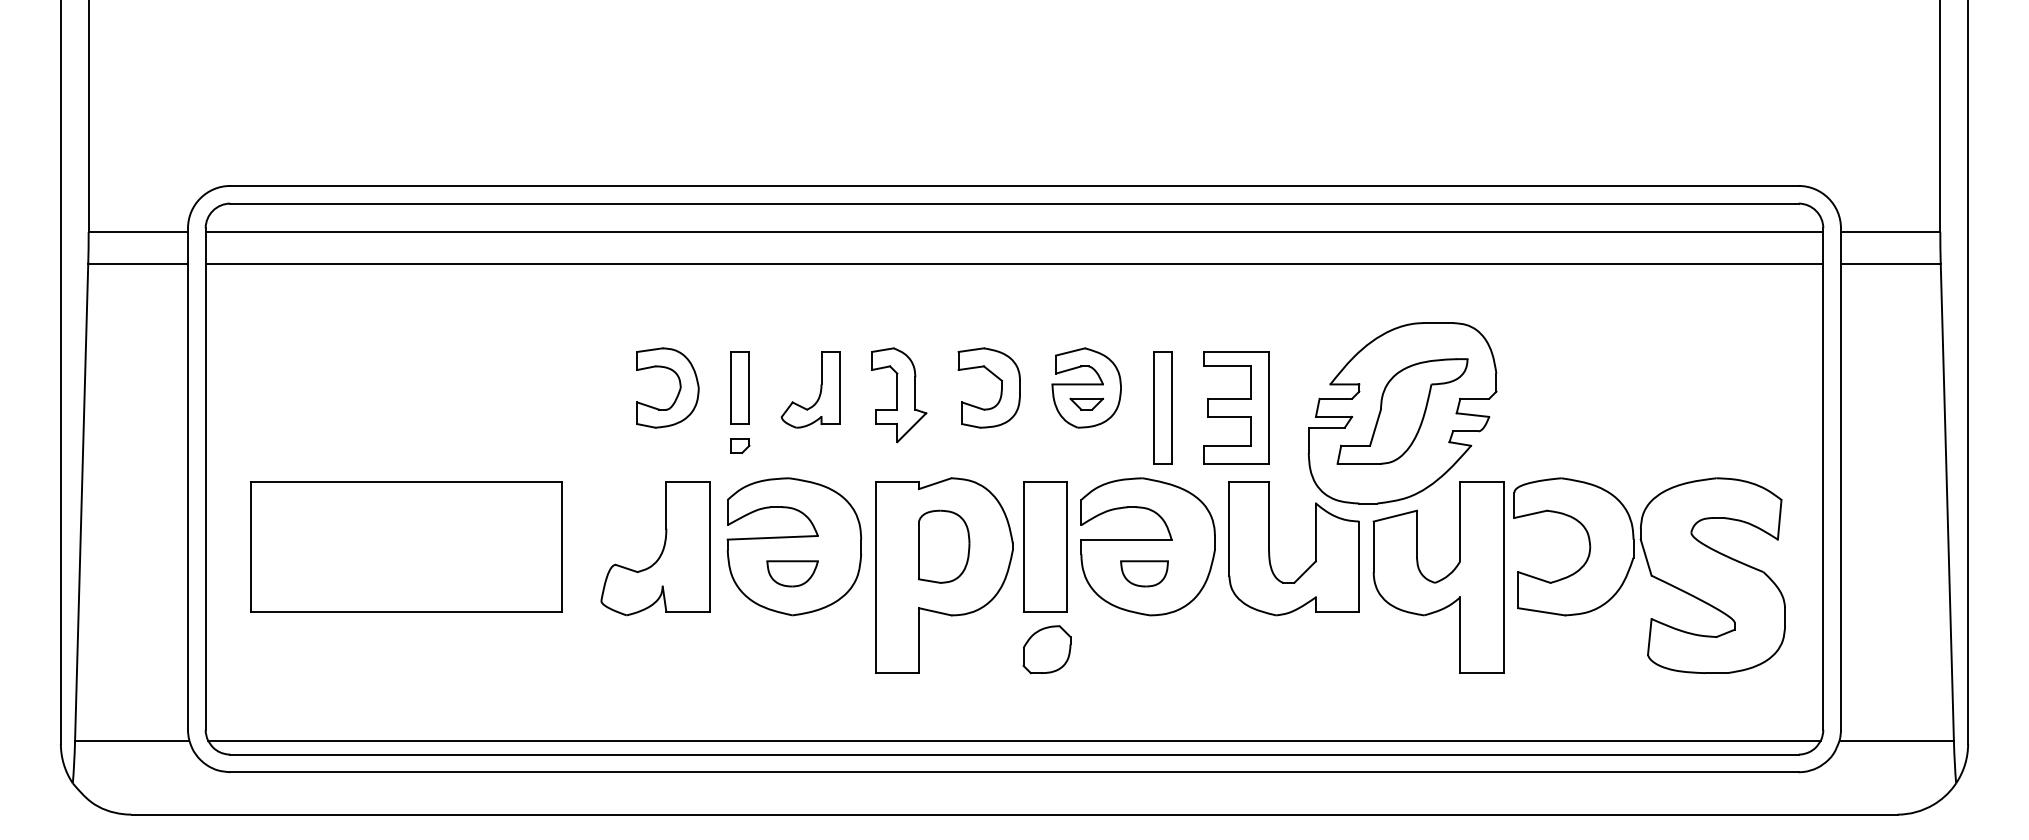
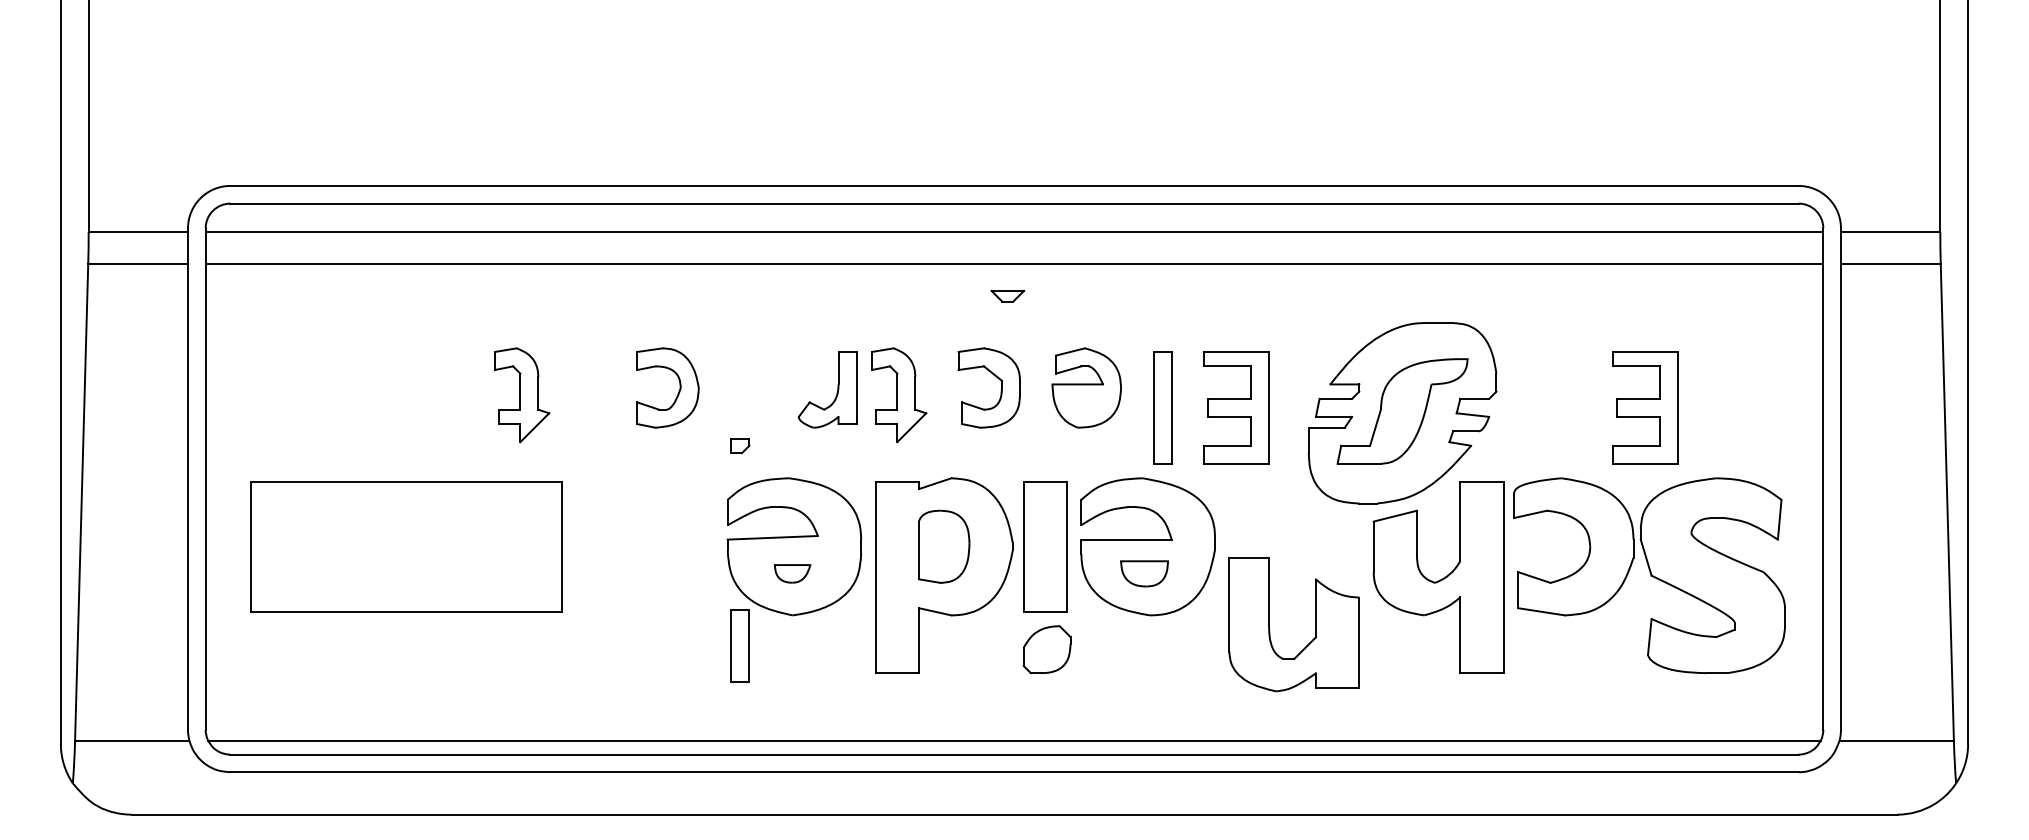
part position: (739, 387) -> (739, 645) (739, 645)
part position: (819, 392) -> (836, 392) (836, 392)
part: none -> present (522, 395)
part position: (1086, 403) -> (1007, 295) (1007, 295)
part: none -> present (1645, 407)
part position: (1315, 548) -> (1315, 624) (1315, 624)
part: present -> none (661, 551)
part size: 53x28 px -> 38x20 px (792, 573)
